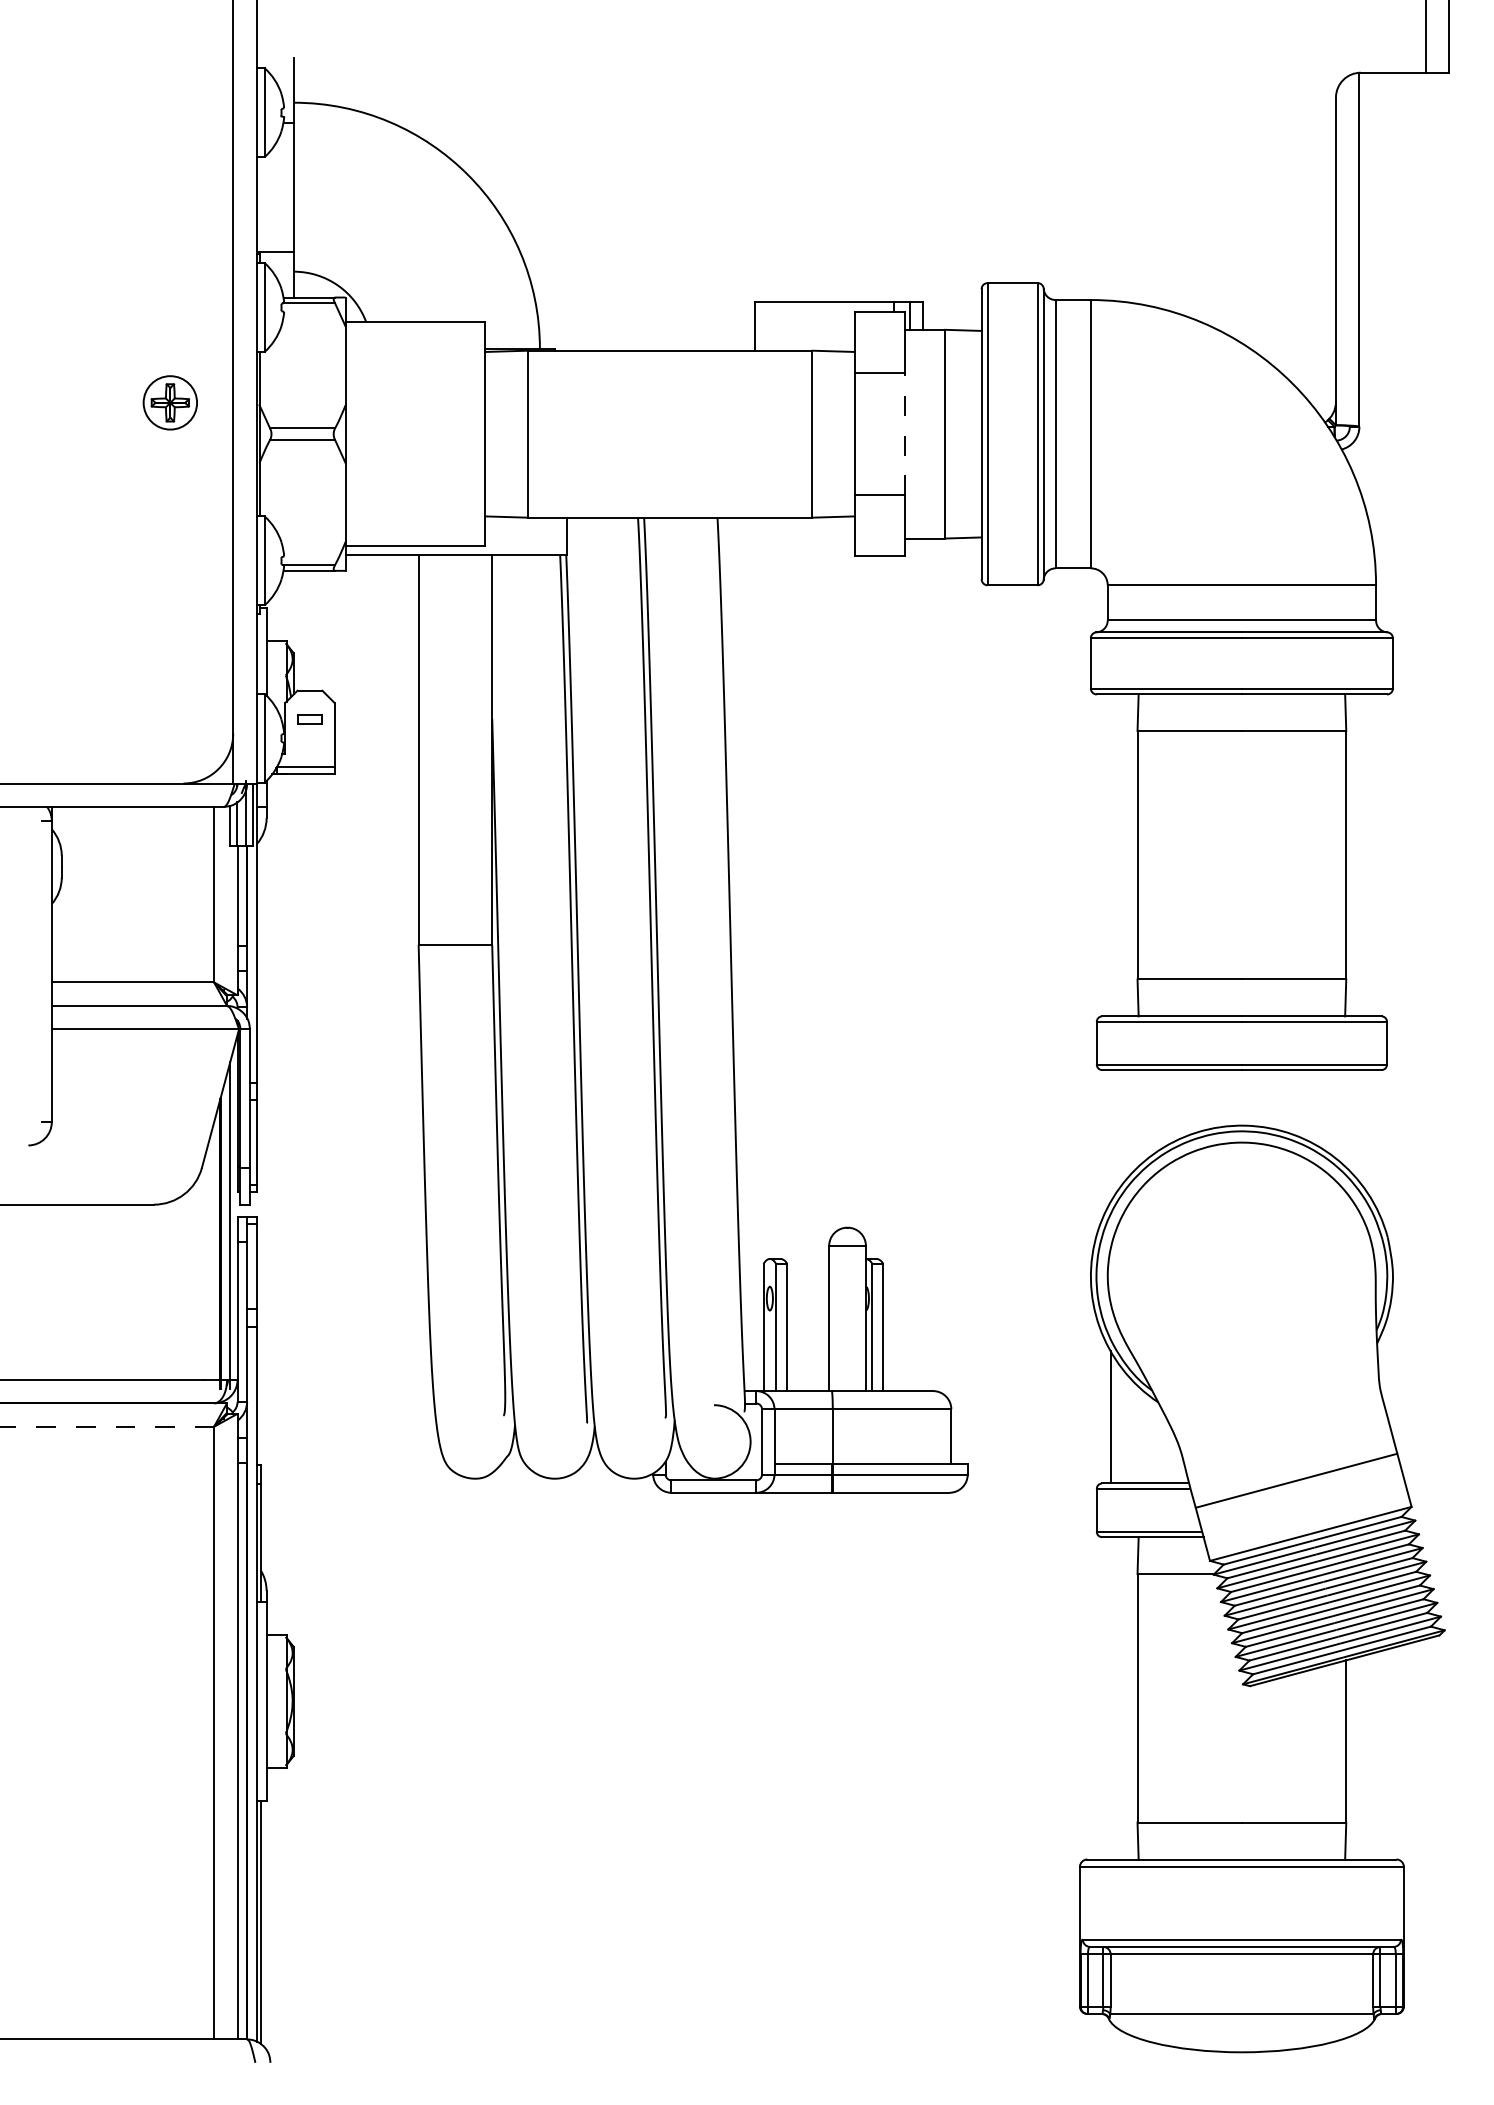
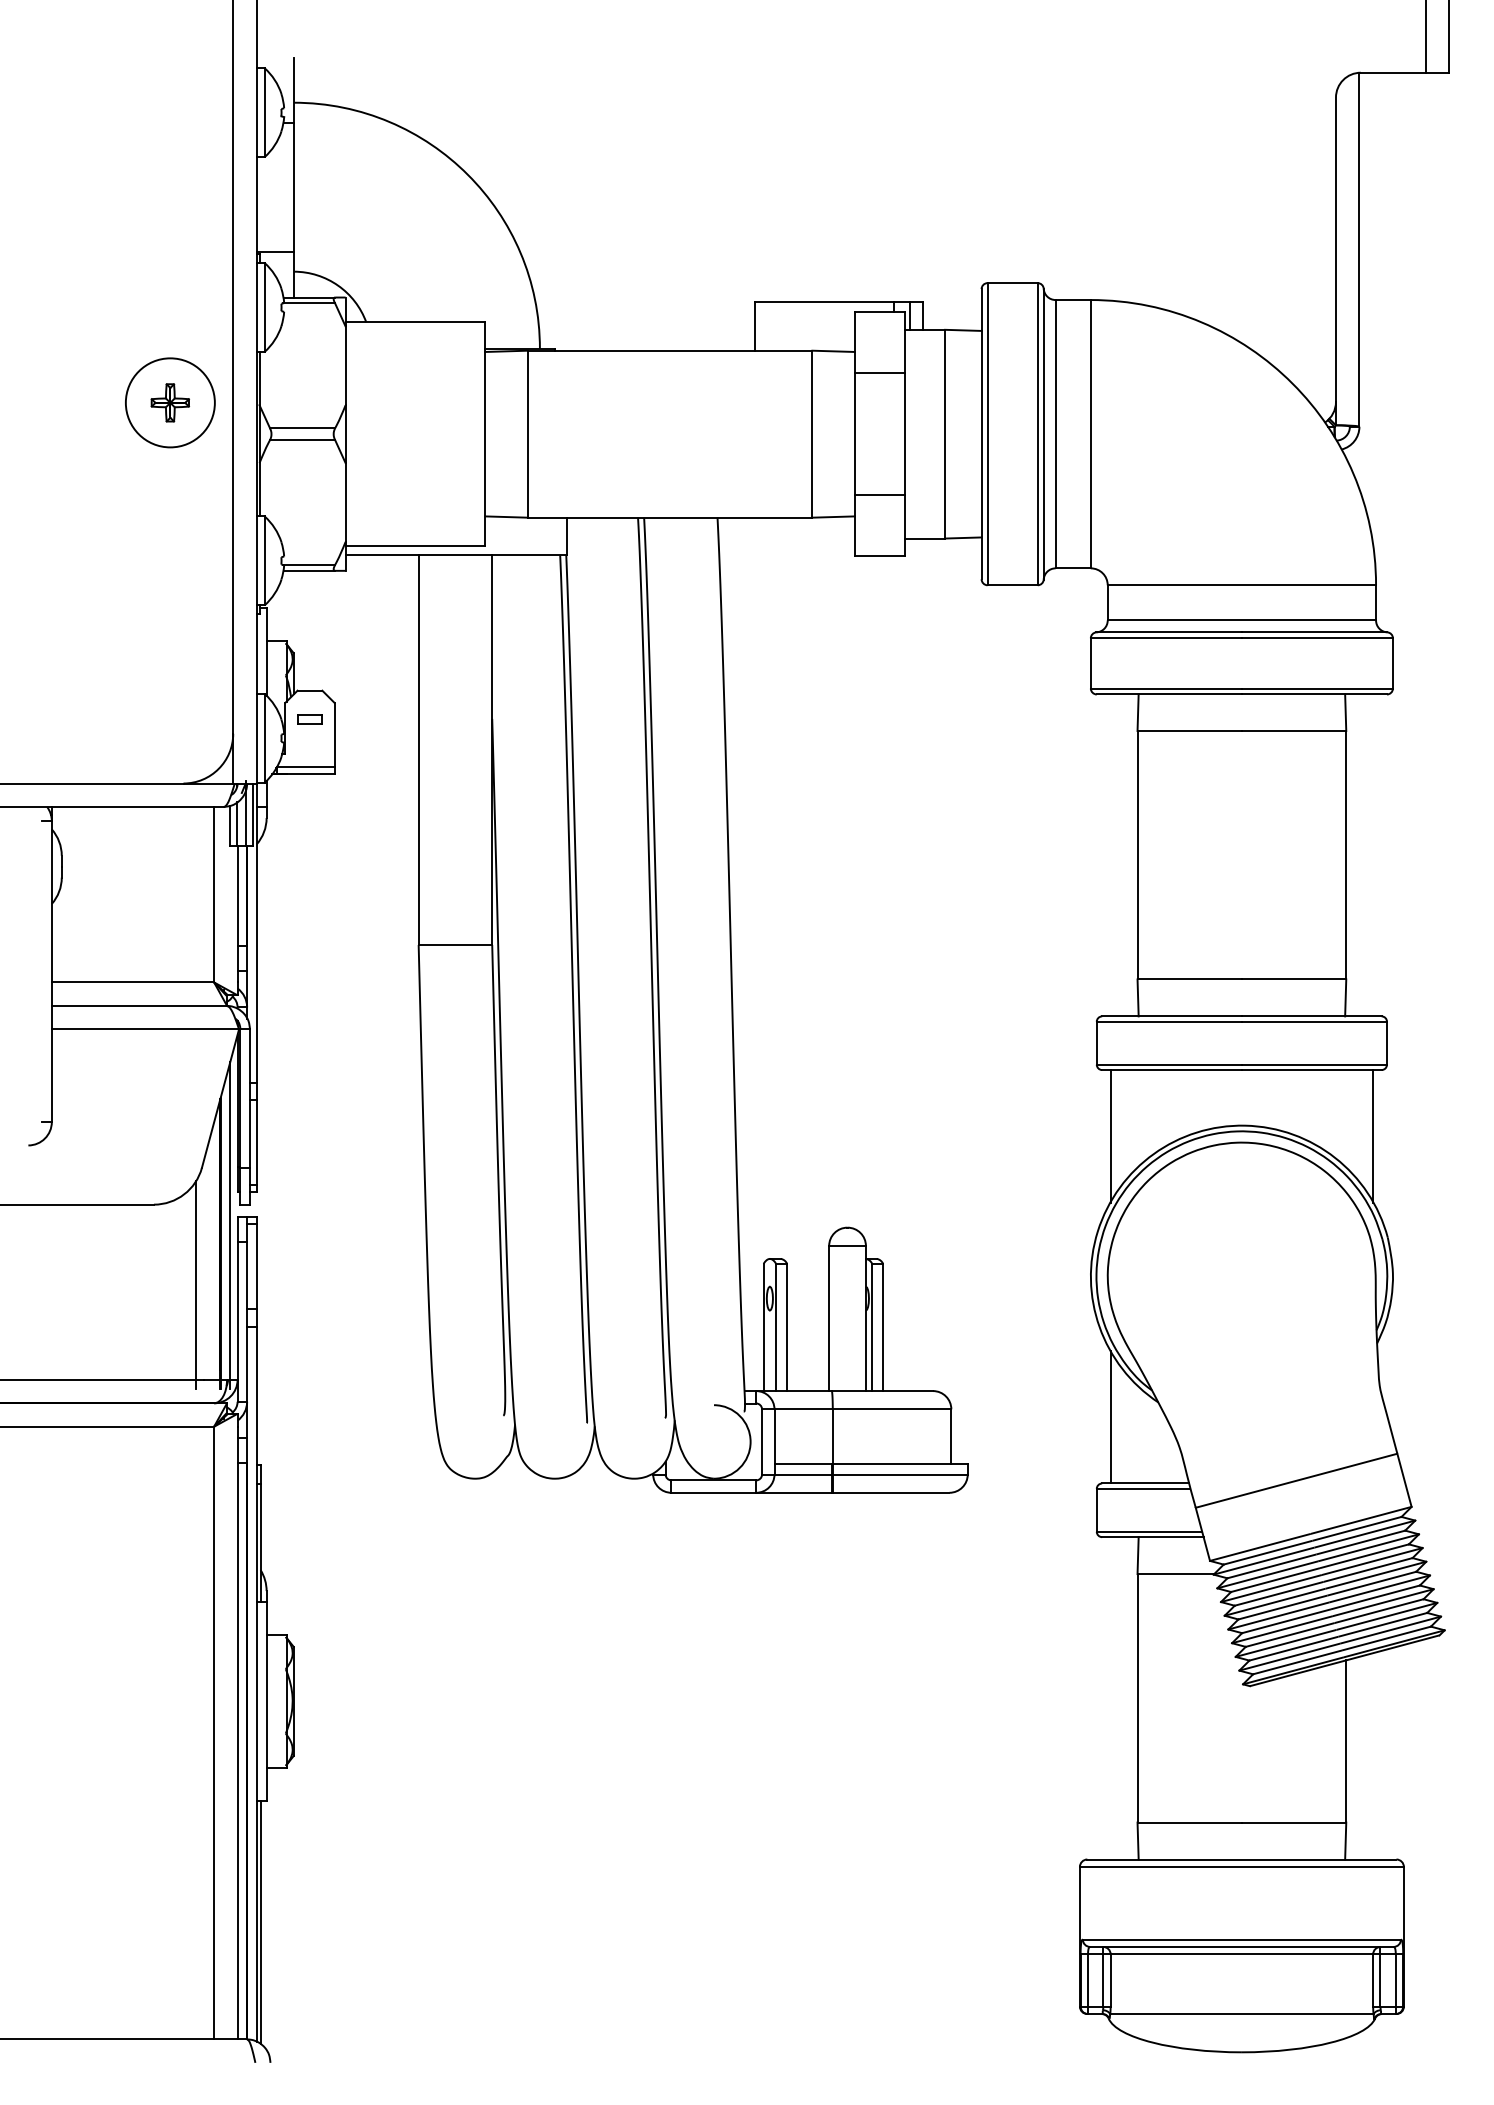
circle diameter: 53 px -> 89 px (169, 402)
line: dashed -> solid (904, 434)
line: none -> present (1110, 1136)
line: none -> present (1373, 1136)
line: none -> present (196, 1285)
line: dashed -> solid (107, 1426)
